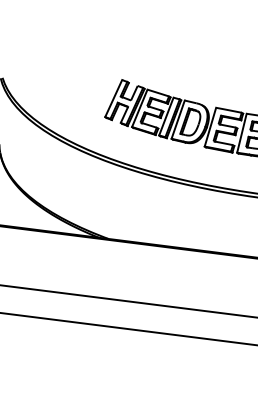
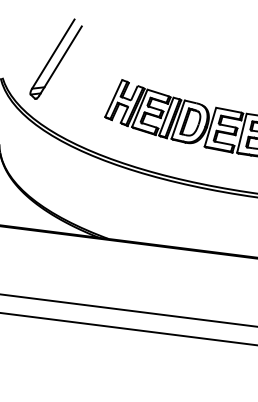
part: none -> present (55, 58)
line position: (128, 301) -> (128, 310) (128, 310)
